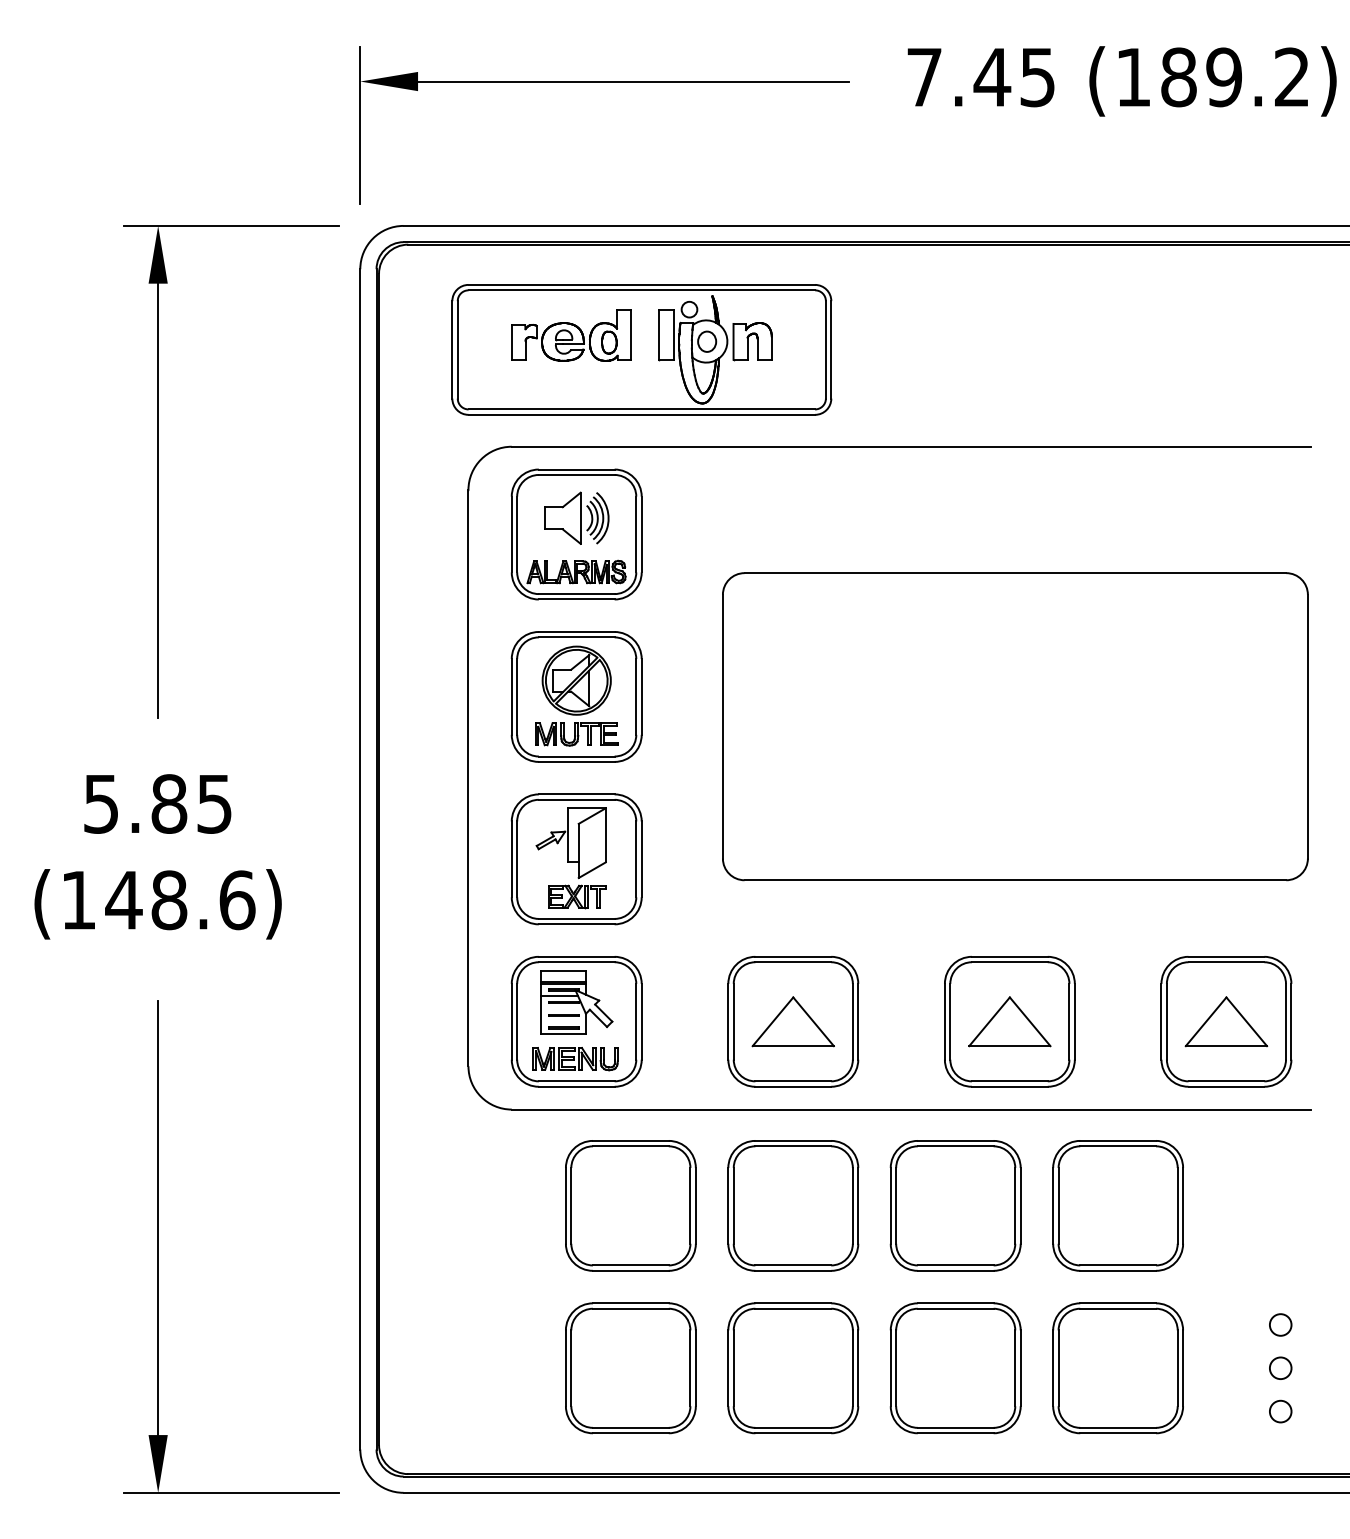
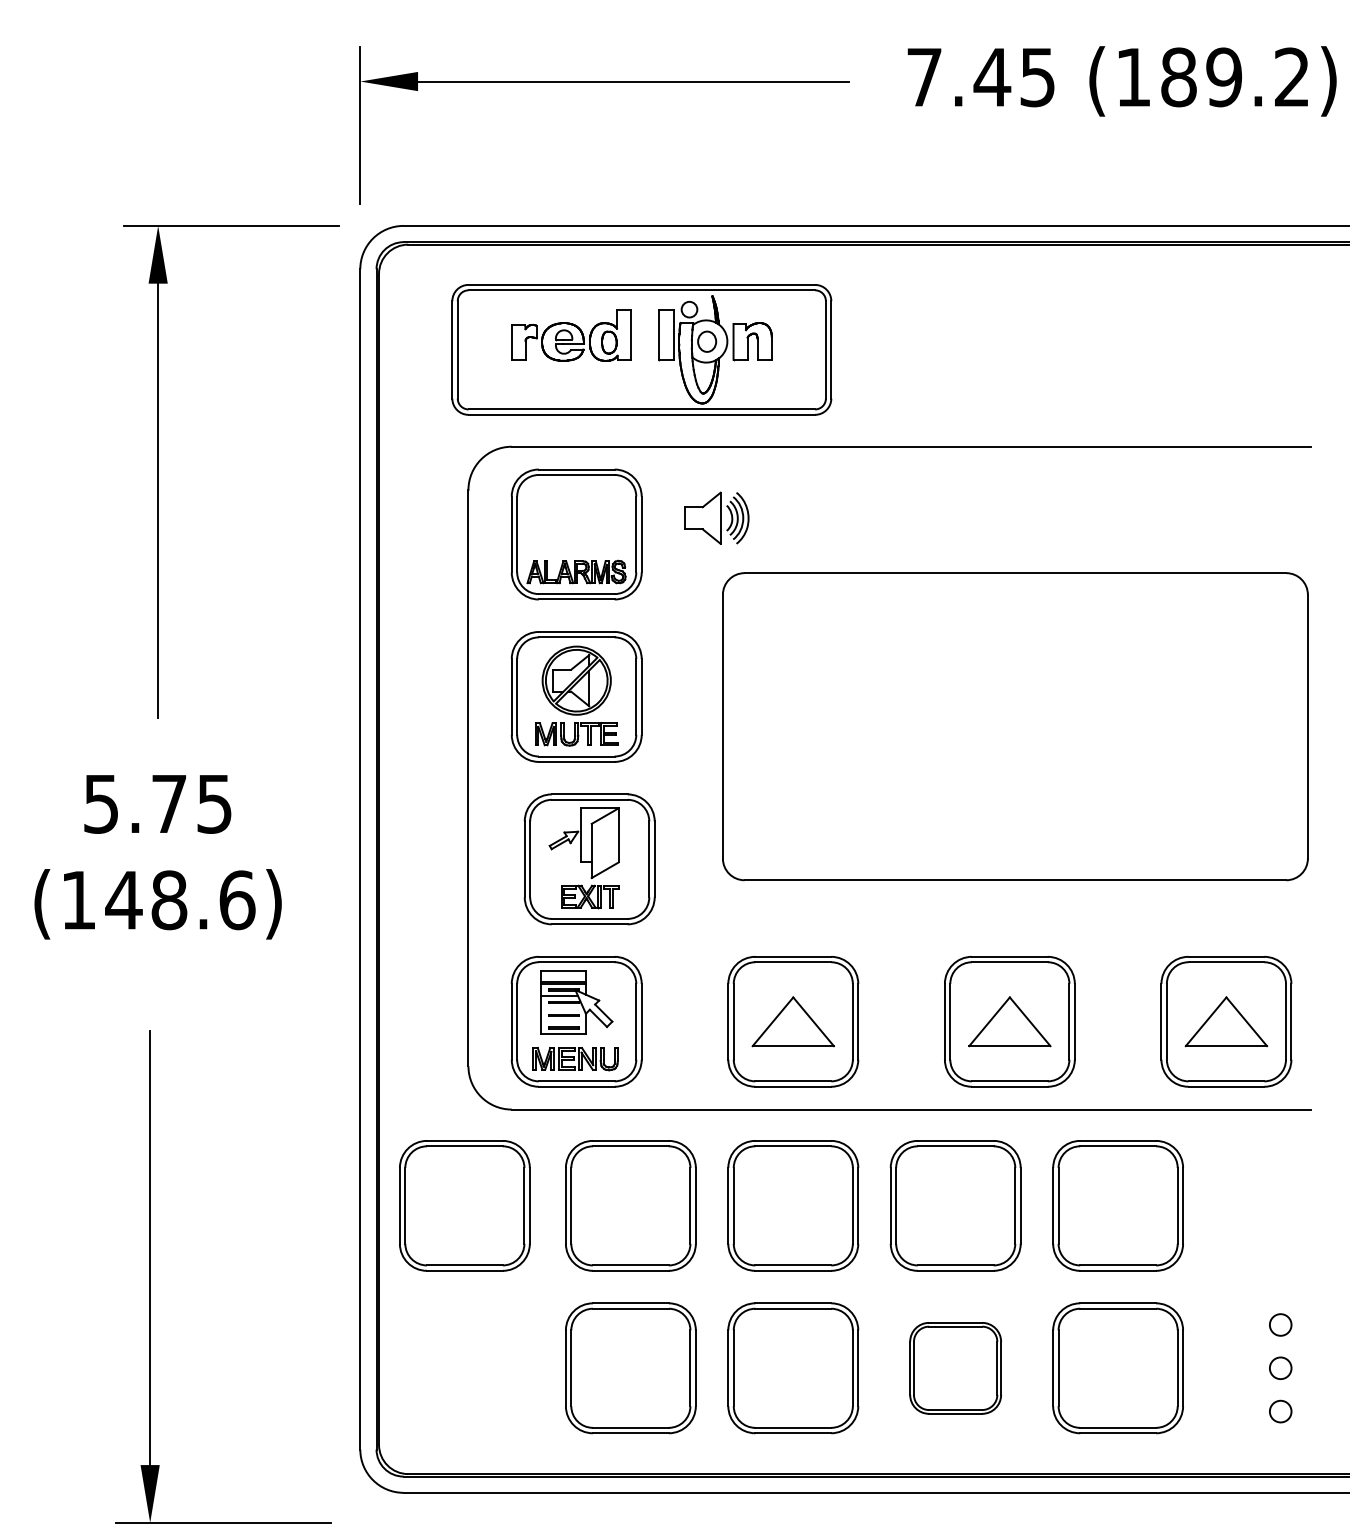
part position: (576, 517) -> (716, 517) (716, 517)
text: 5.85 -> 5.75 (169, 803)
part position: (576, 859) -> (589, 859) (589, 859)
part: none -> present (464, 1205)
part position: (158, 1246) -> (150, 1276) (150, 1276)
part size: 133x133 px -> 93x93 px (955, 1368)
